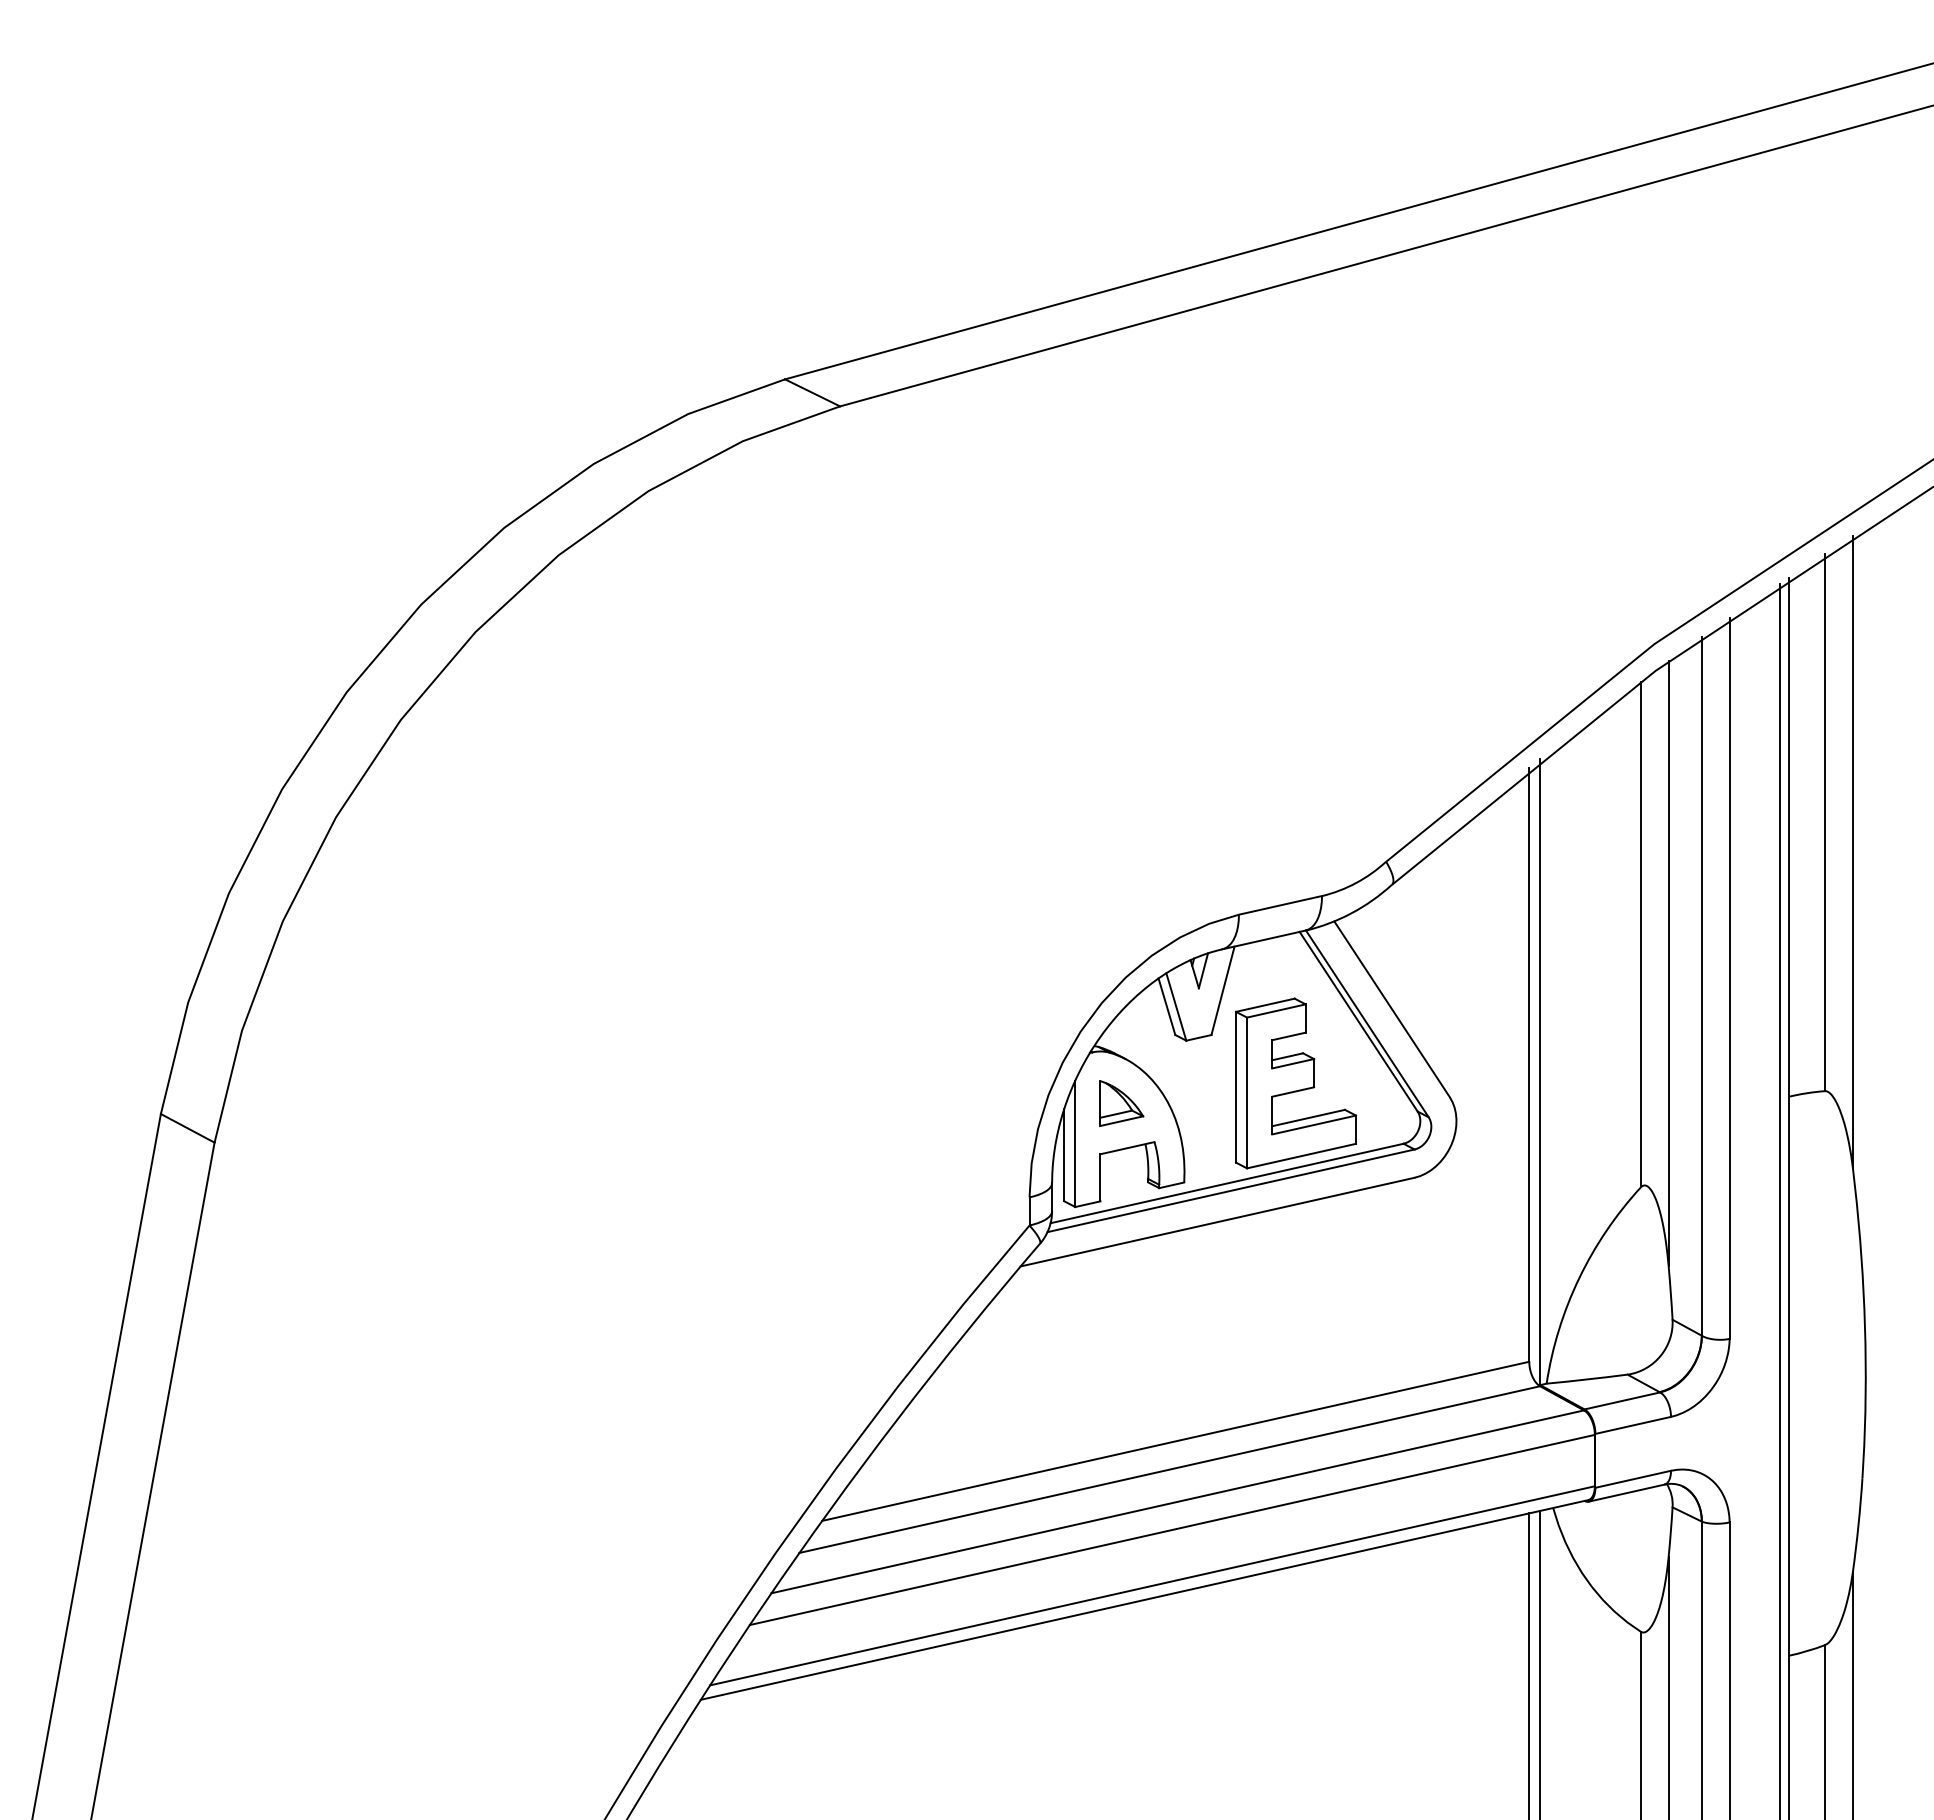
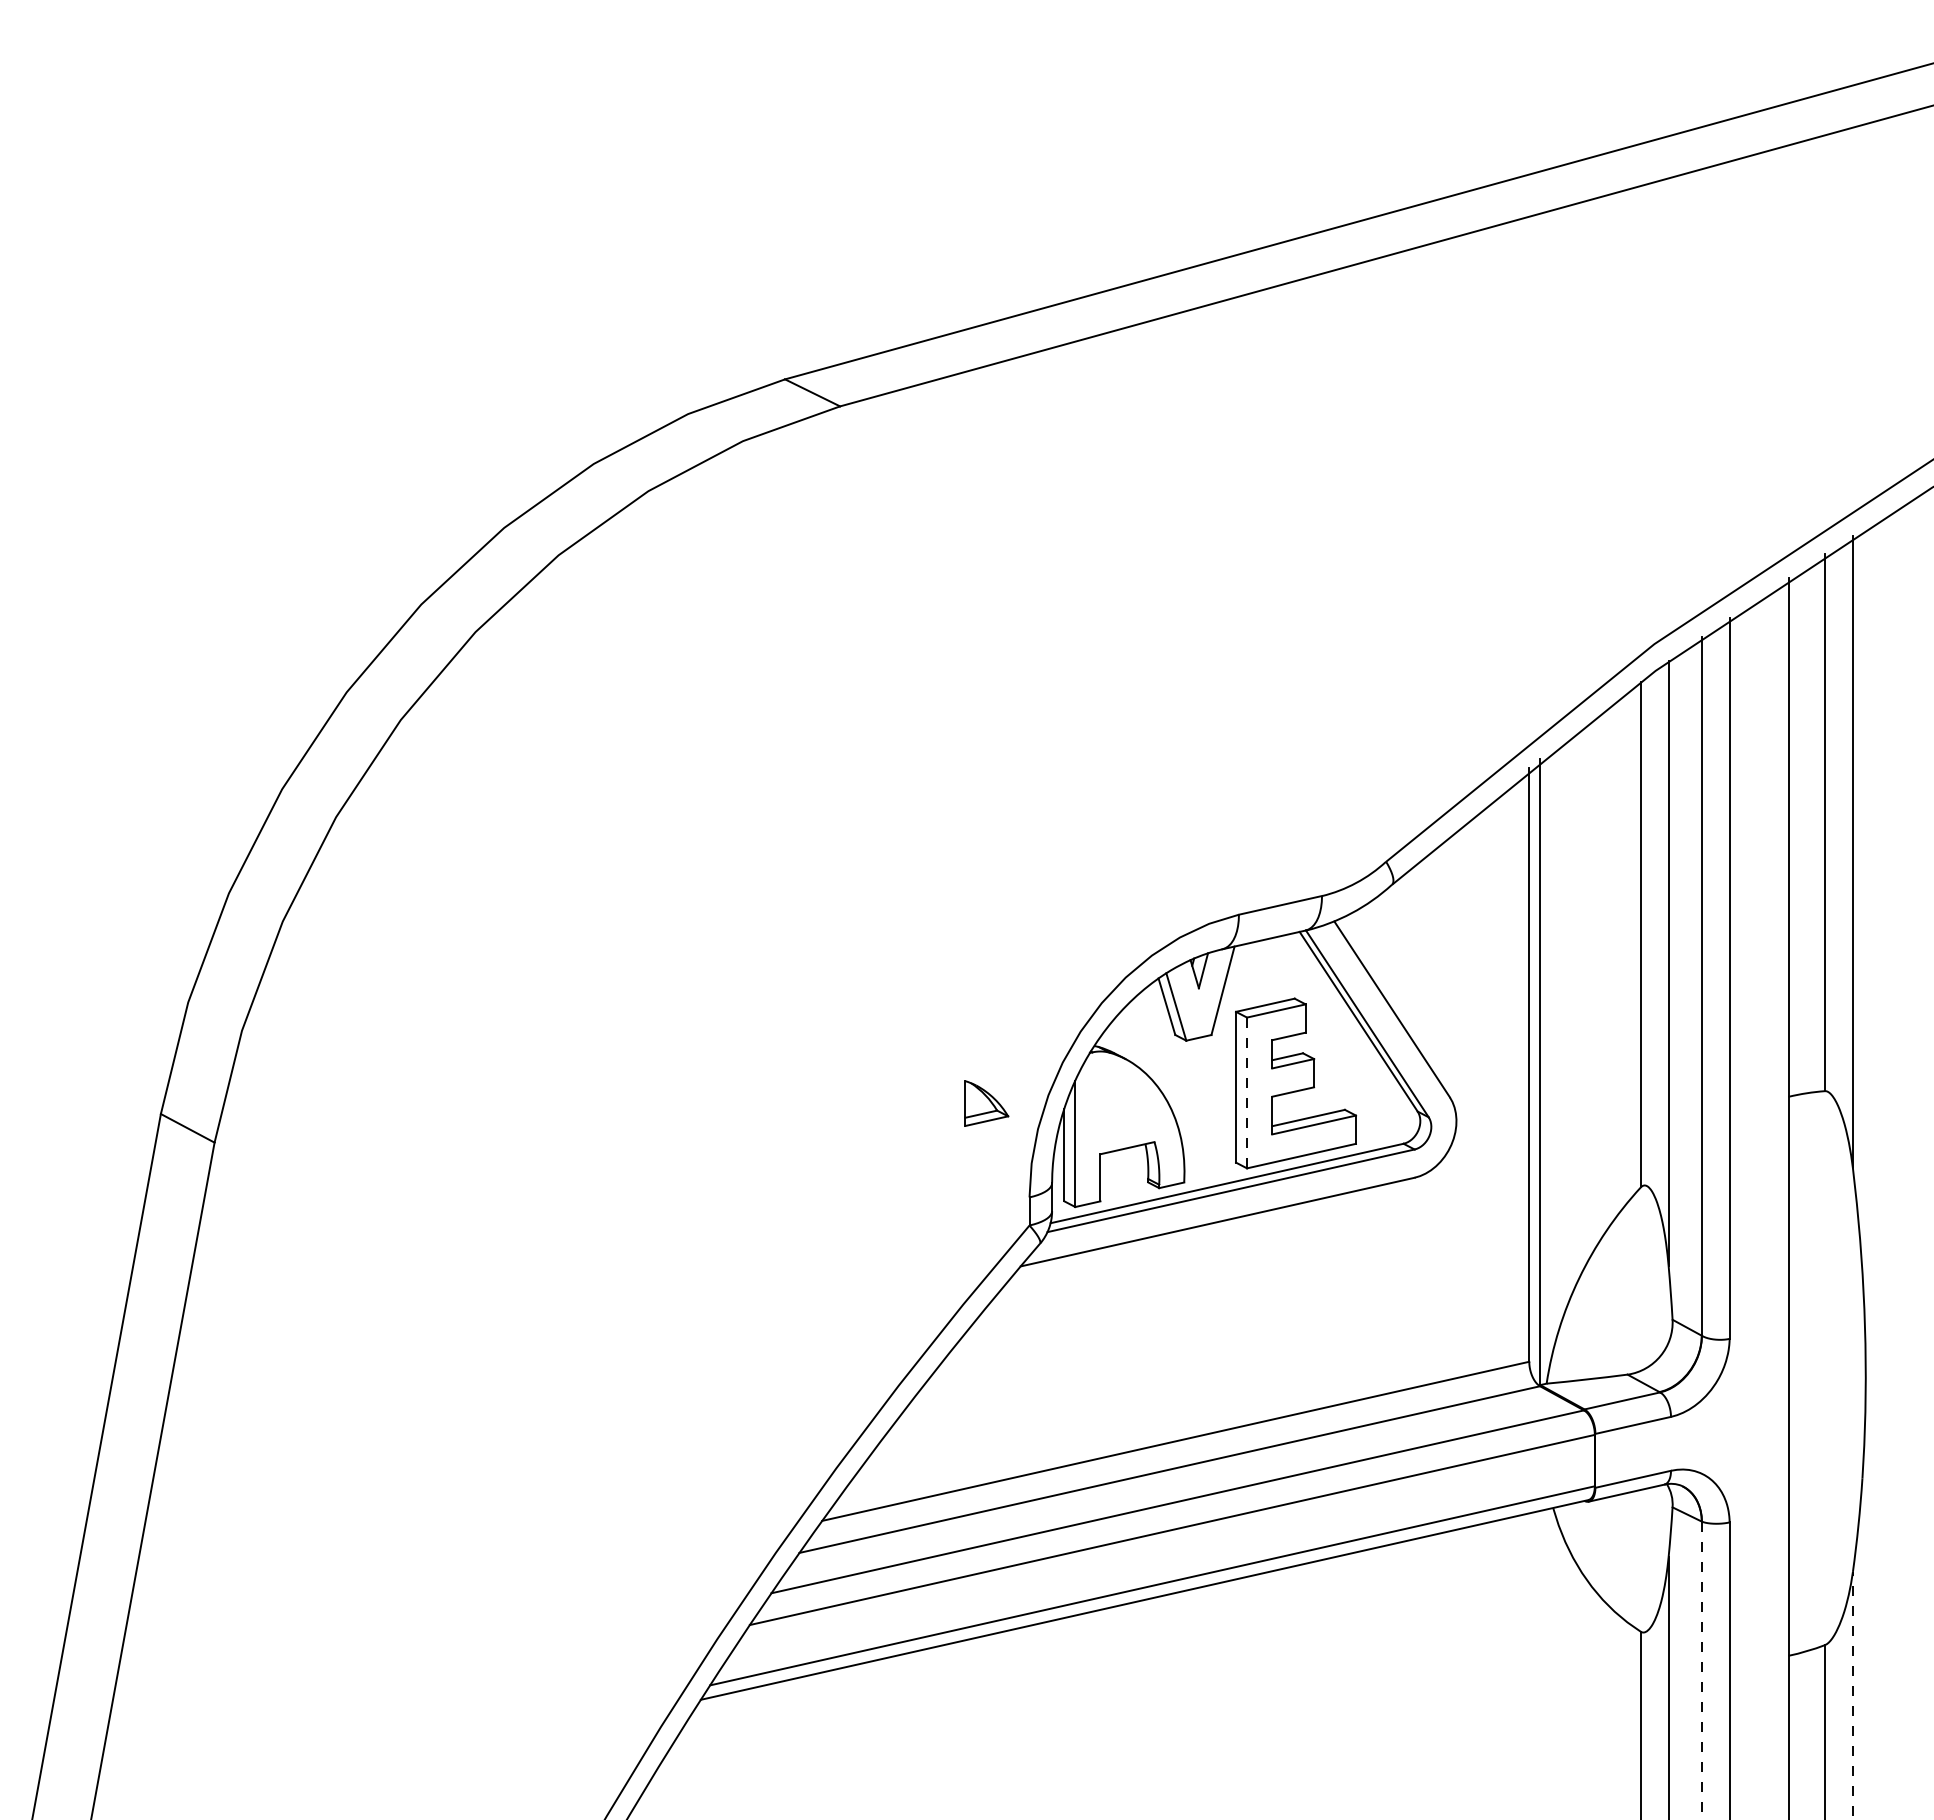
line: solid -> dashed (1247, 1092)
part position: (1121, 1103) -> (986, 1103) (986, 1103)
line: present -> none (1779, 1199)
line: present -> none (1540, 1663)
line: present -> none (1529, 1664)
line: solid -> dashed (1701, 1670)
line: solid -> dashed (1852, 1695)
